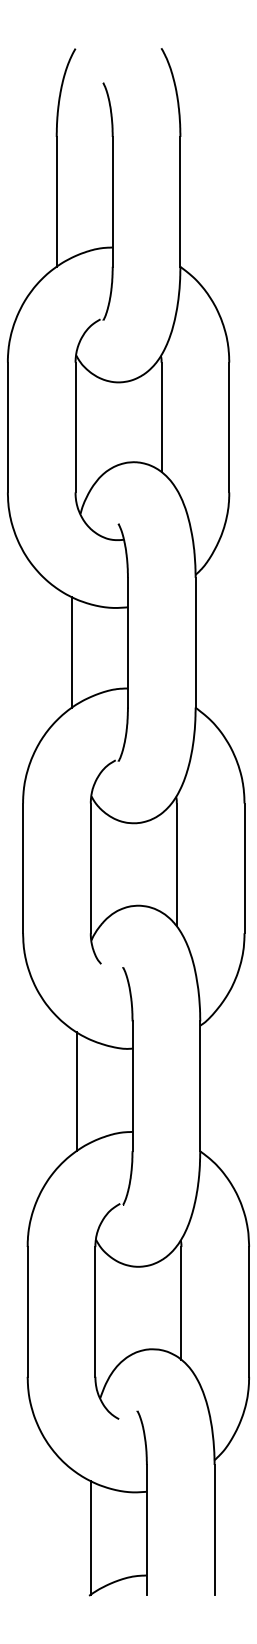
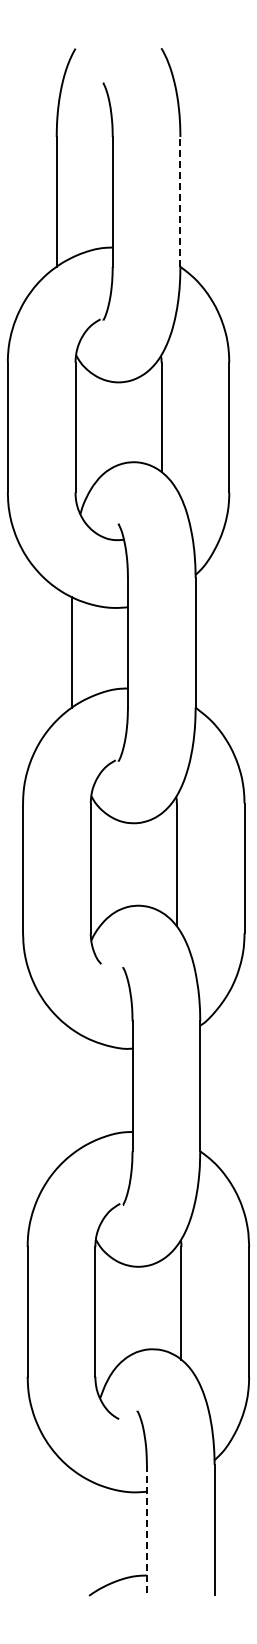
line: solid -> dashed (180, 201)
line: present -> none (76, 1091)
line: solid -> dashed (146, 1529)
line: present -> none (90, 1537)
